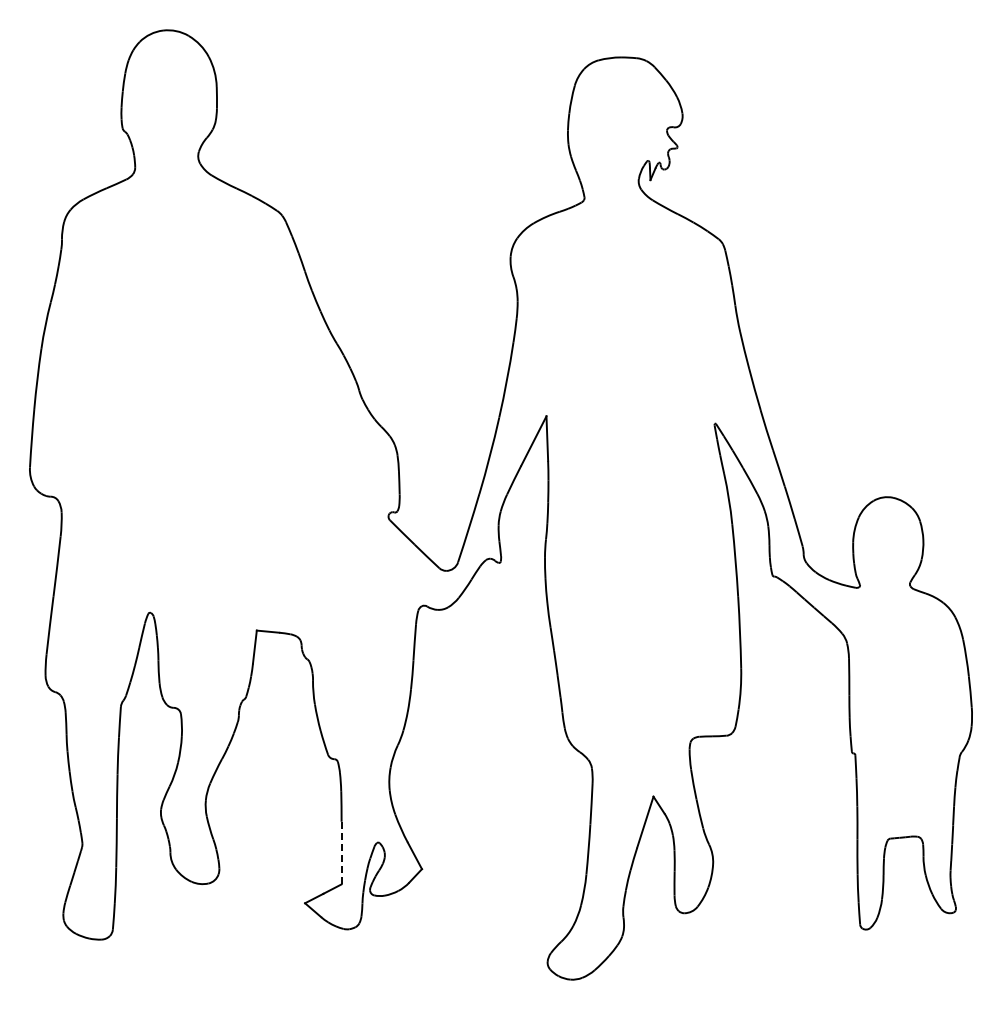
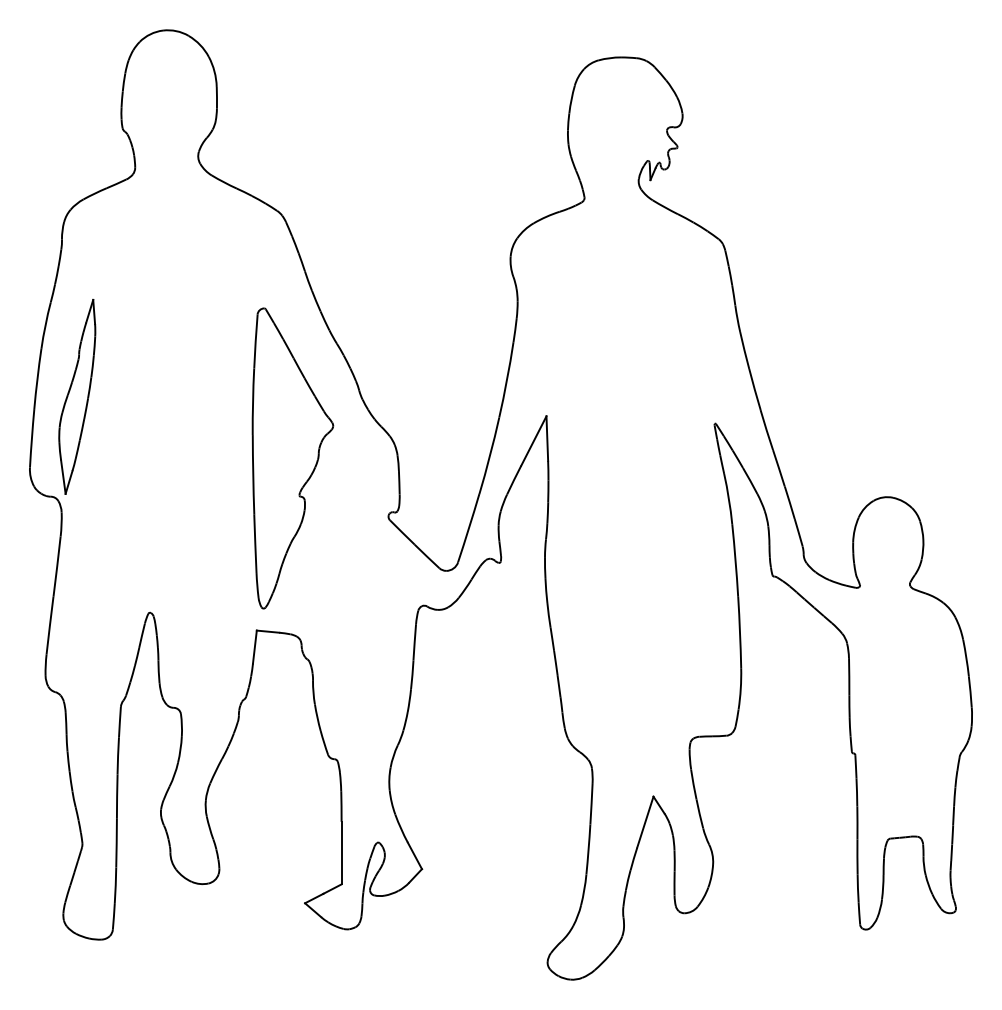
part: none -> present (77, 396)
part: none -> present (292, 458)
line: dashed -> solid (341, 853)
